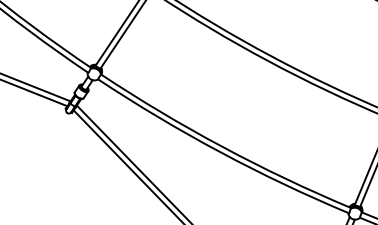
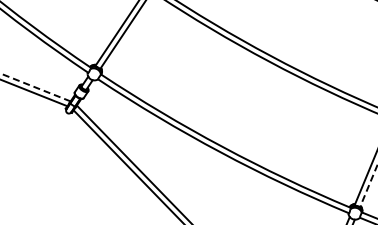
line: solid -> dashed (35, 87)
line: solid -> dashed (369, 185)
